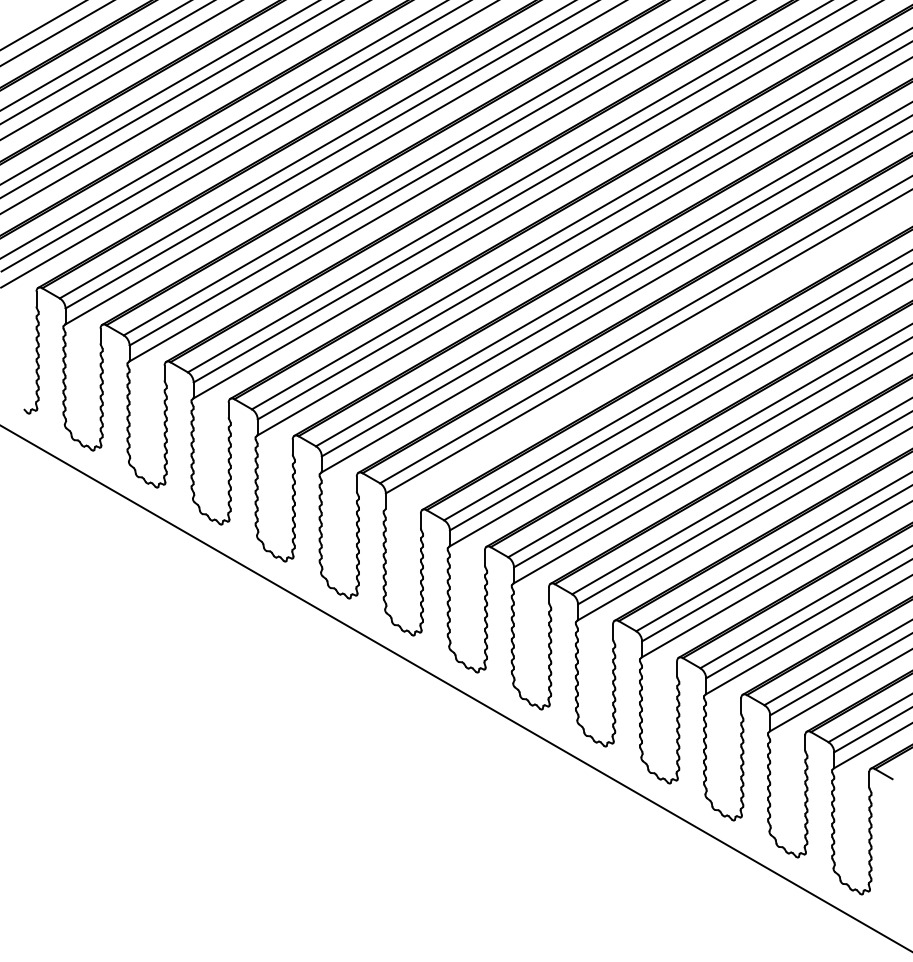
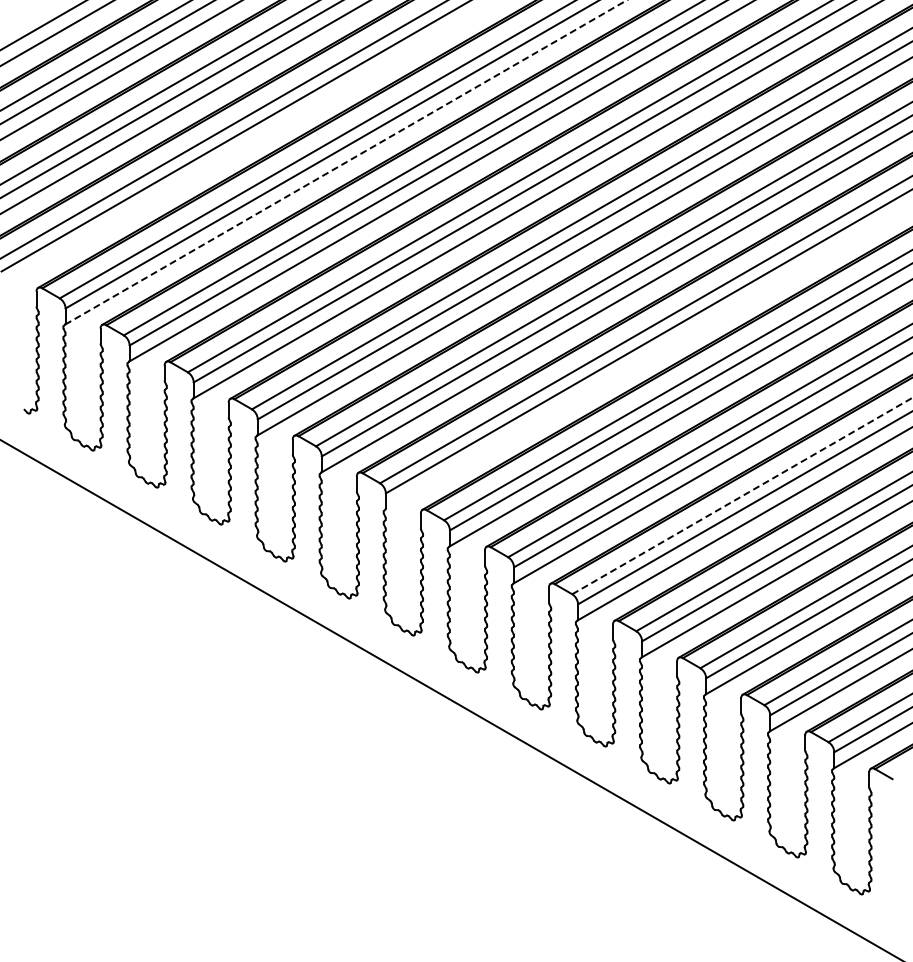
line: present -> none (248, 144)
line: solid -> dashed (346, 162)
line: solid -> dashed (742, 495)
line position: (455, 688) -> (450, 699) (450, 699)
